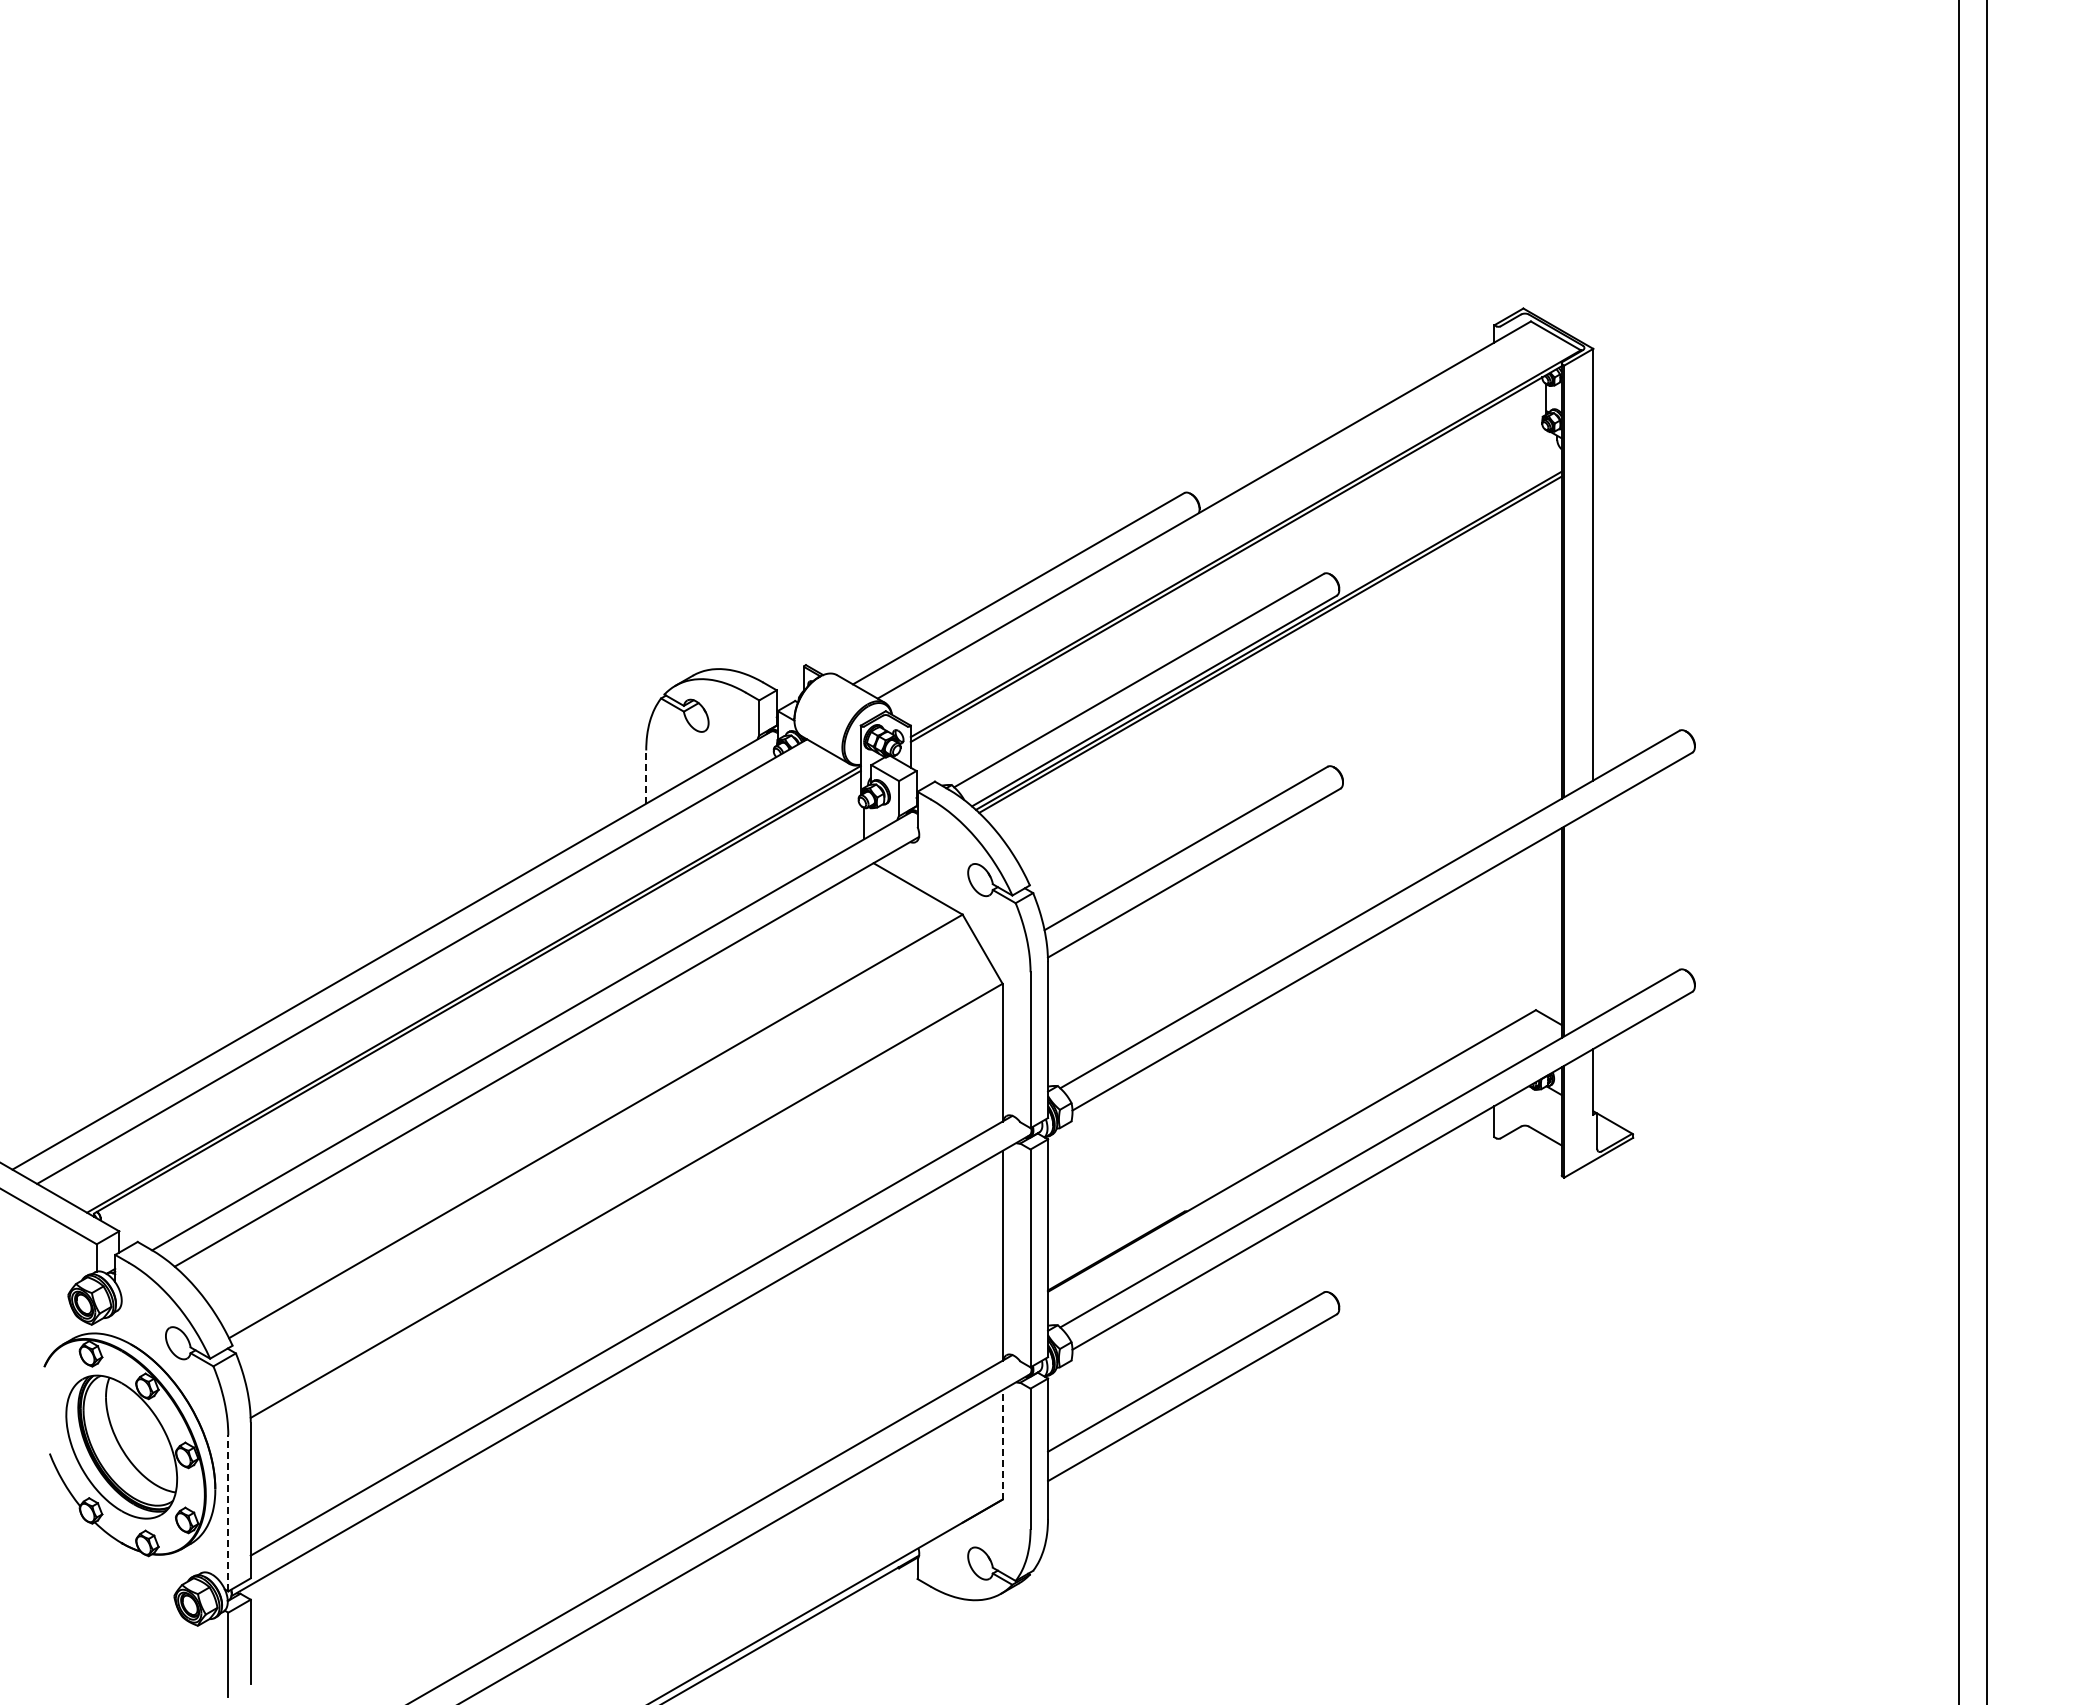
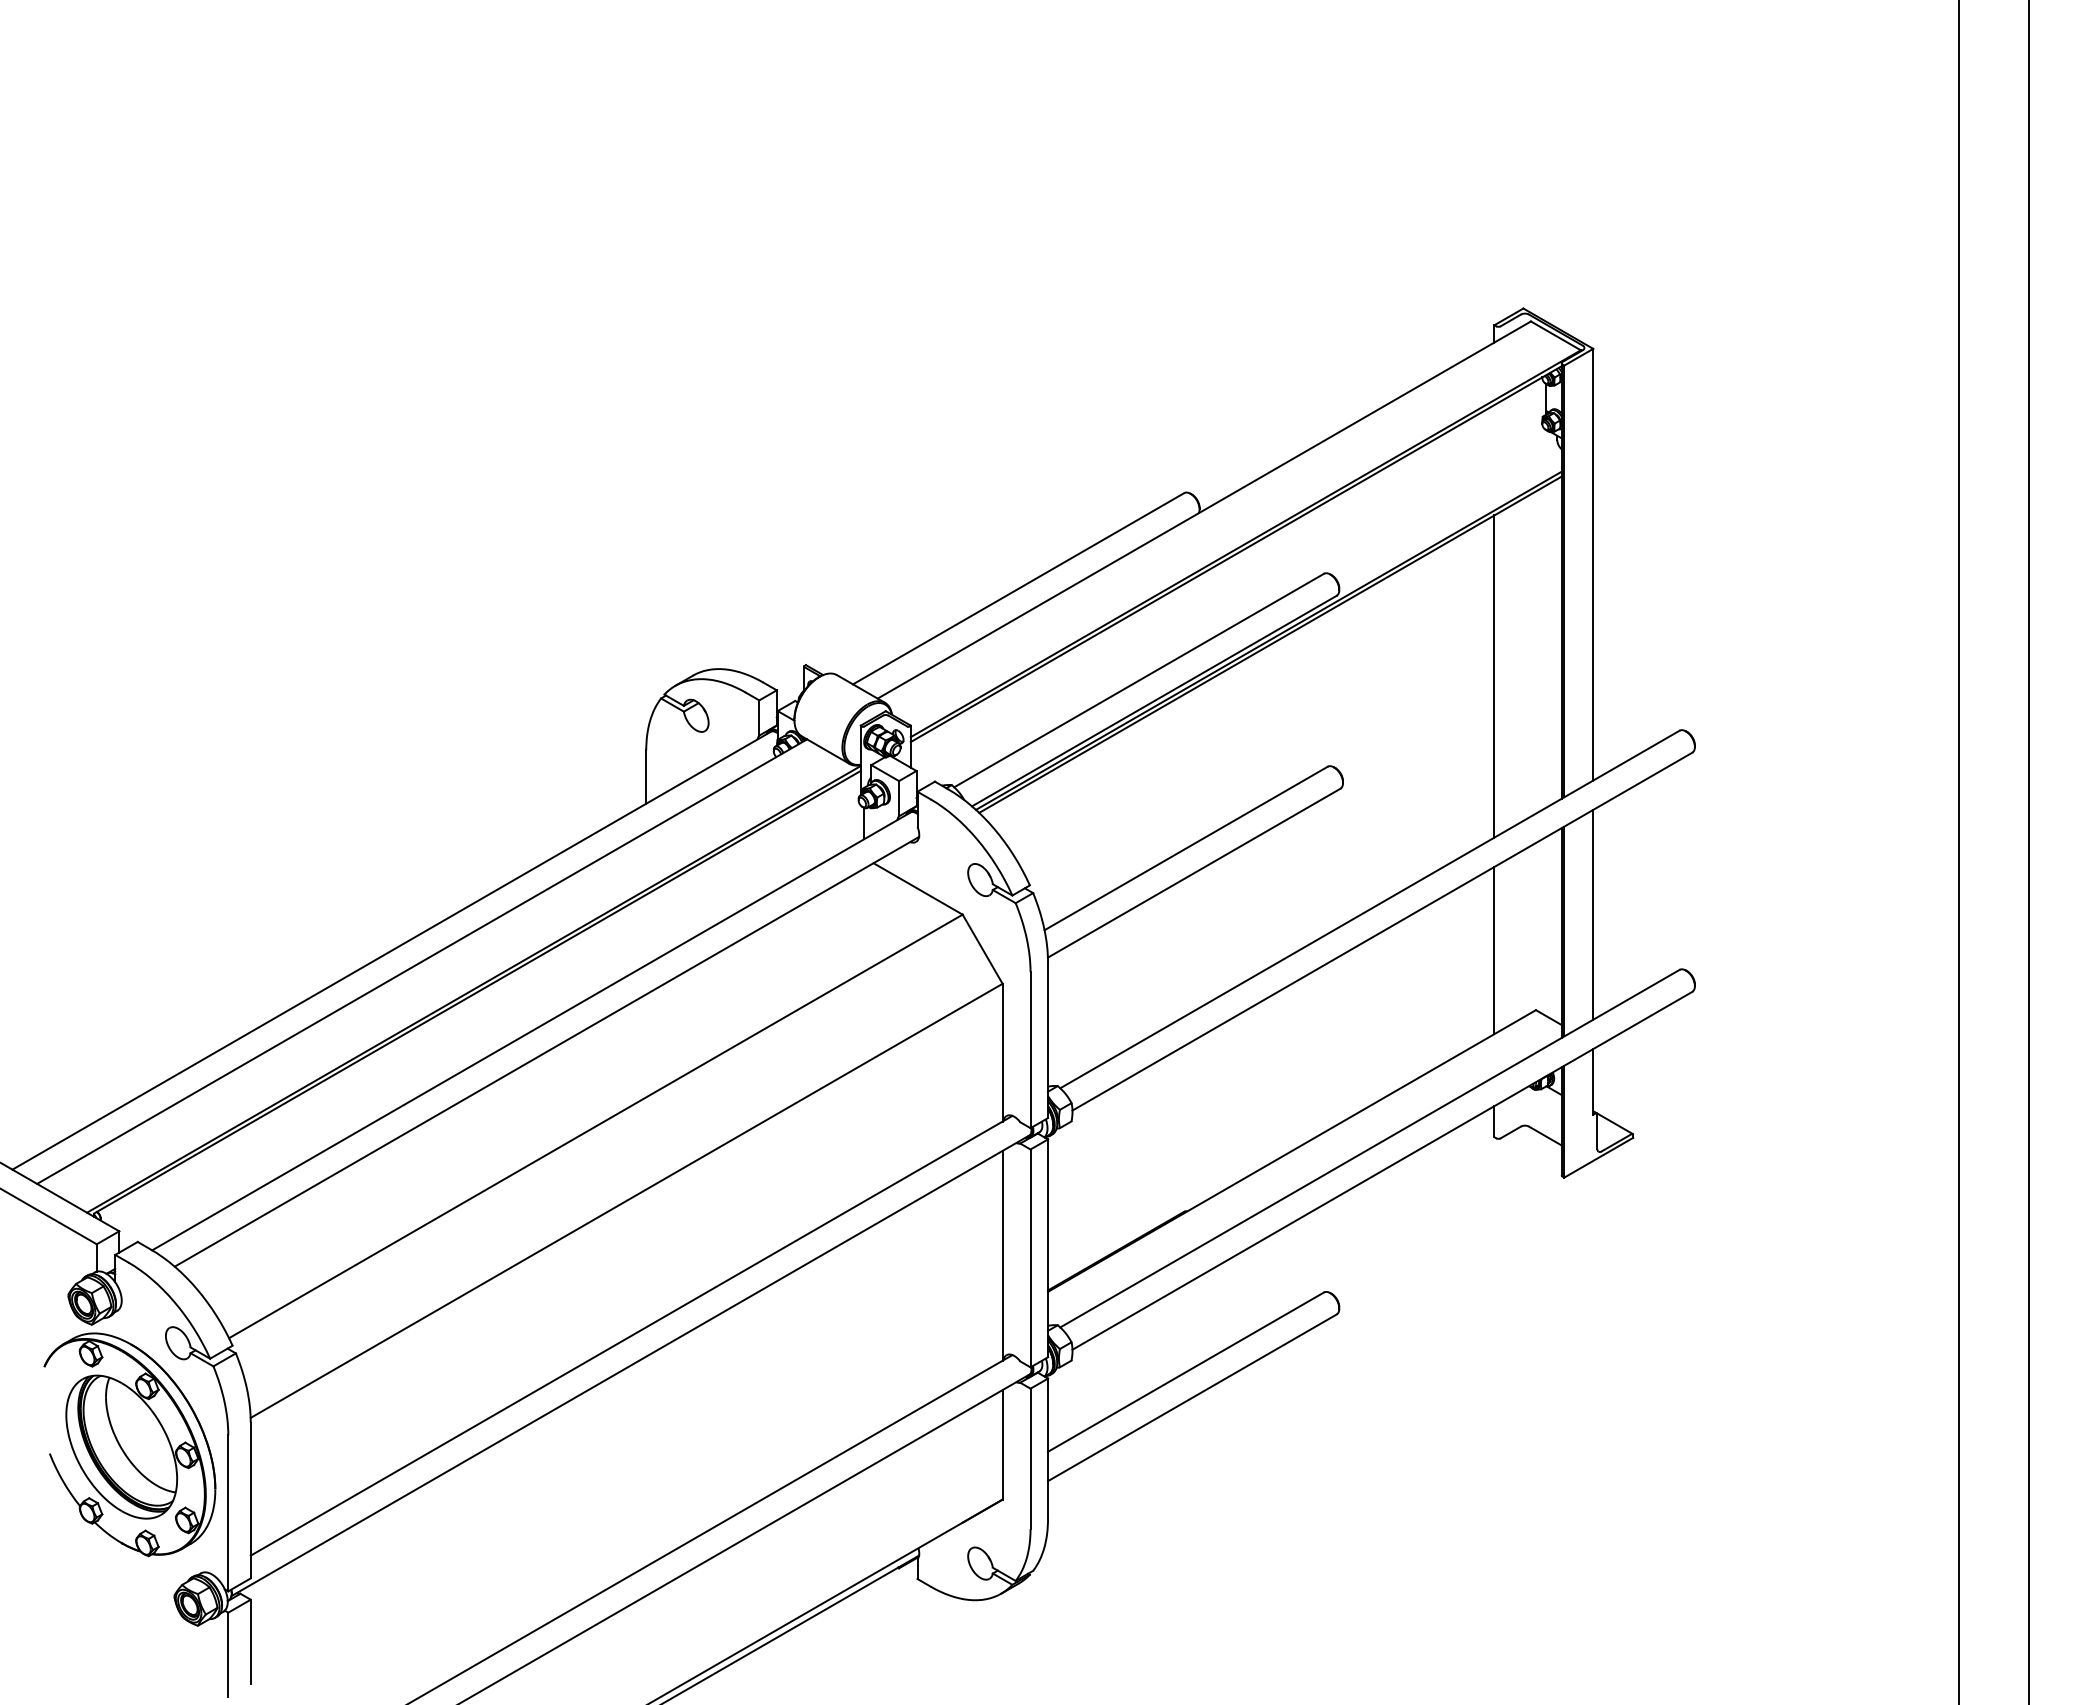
line: none -> present (1494, 676)
line: dashed -> solid (646, 777)
line position: (1987, 851) -> (2029, 851) (2029, 851)
line: none -> present (1593, 914)
line: none -> present (1494, 950)
line: dashed -> solid (1002, 1444)
line: dashed -> solid (228, 1513)
